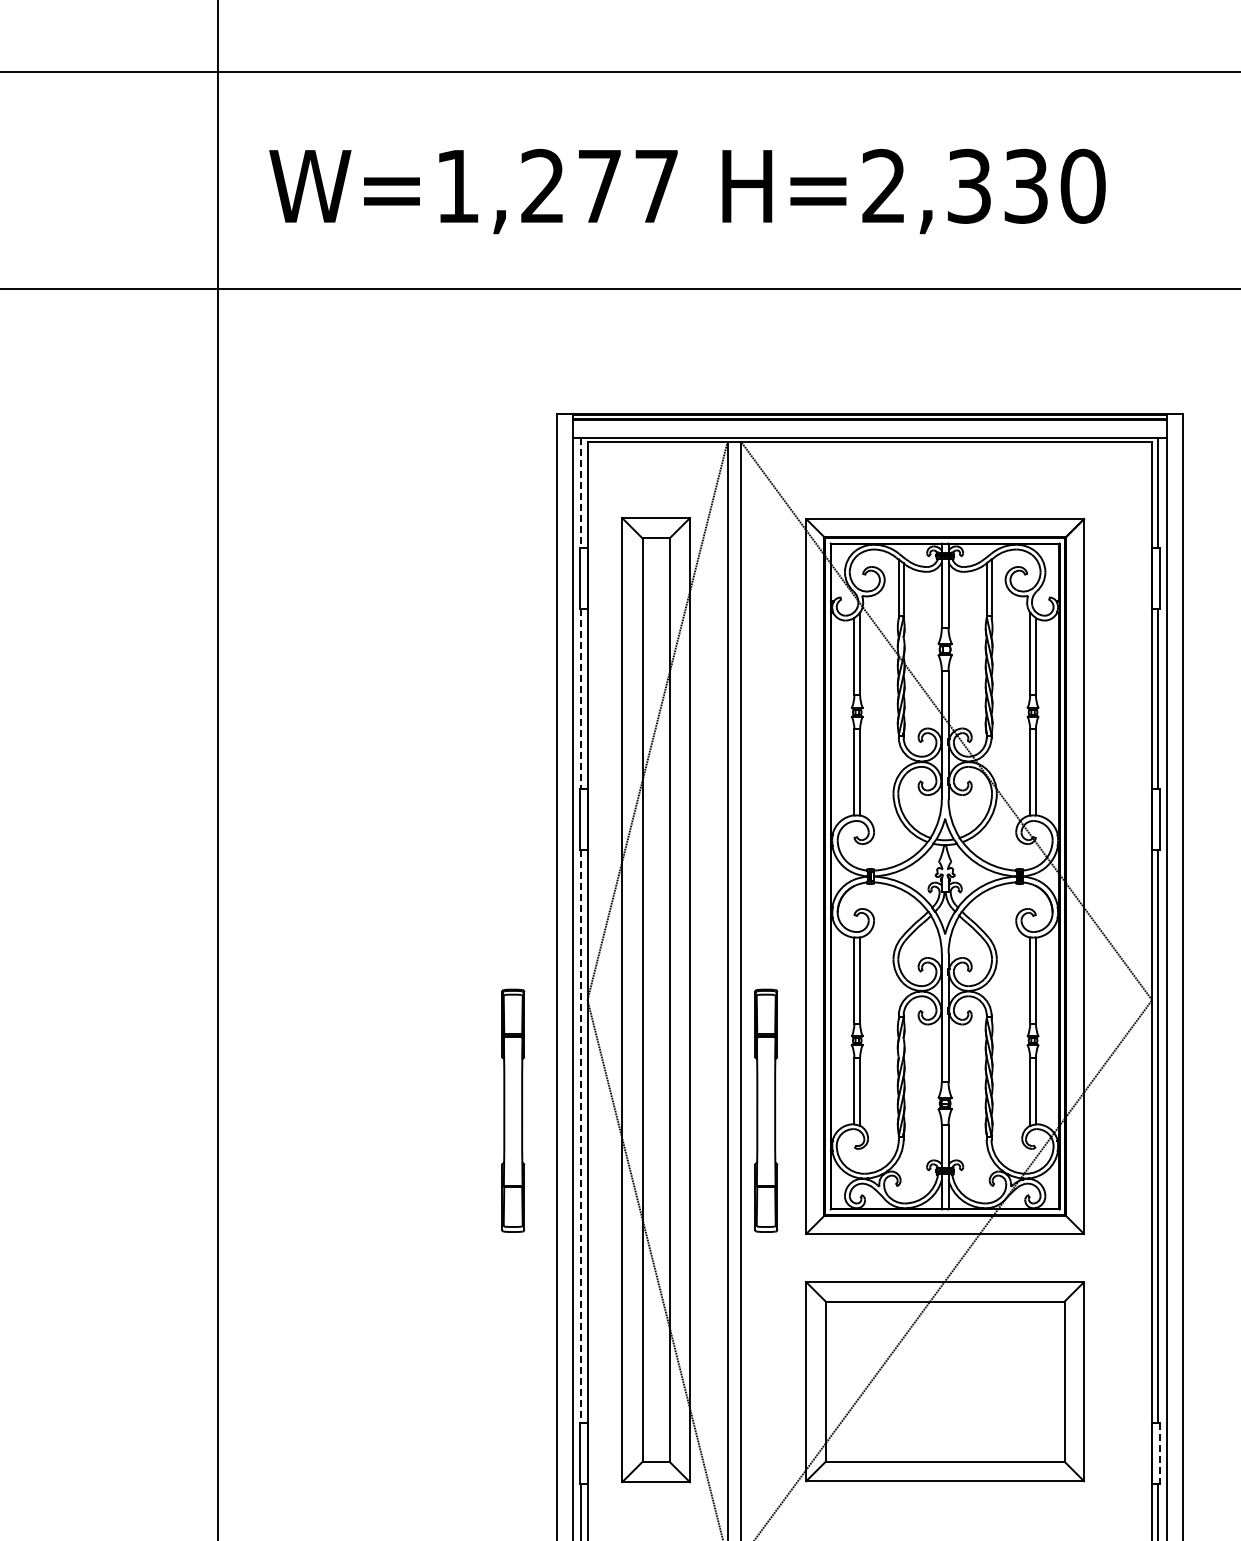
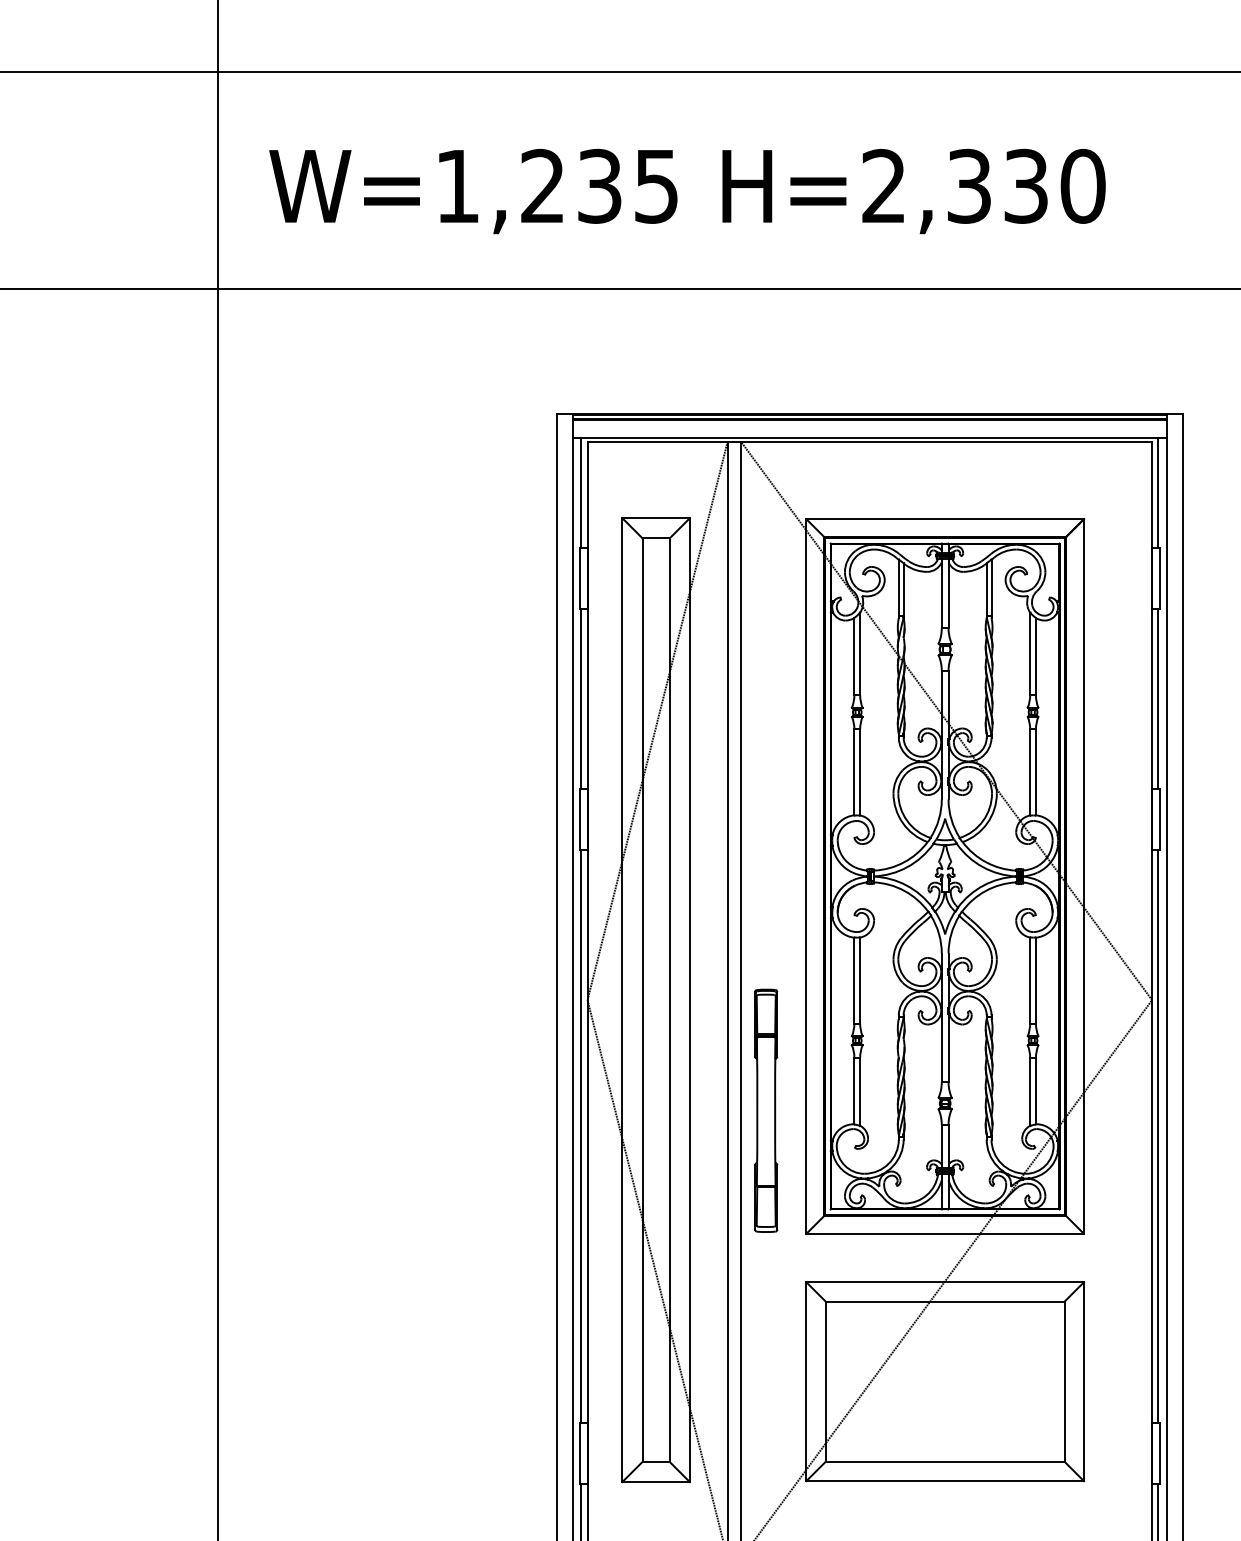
text: W=1,277 -> W=1,235 (627, 185)
line: dashed -> solid (581, 492)
line: dashed -> solid (581, 699)
part: present -> none (513, 1110)
line: dashed -> solid (581, 1137)
line: dashed -> solid (1159, 1453)
